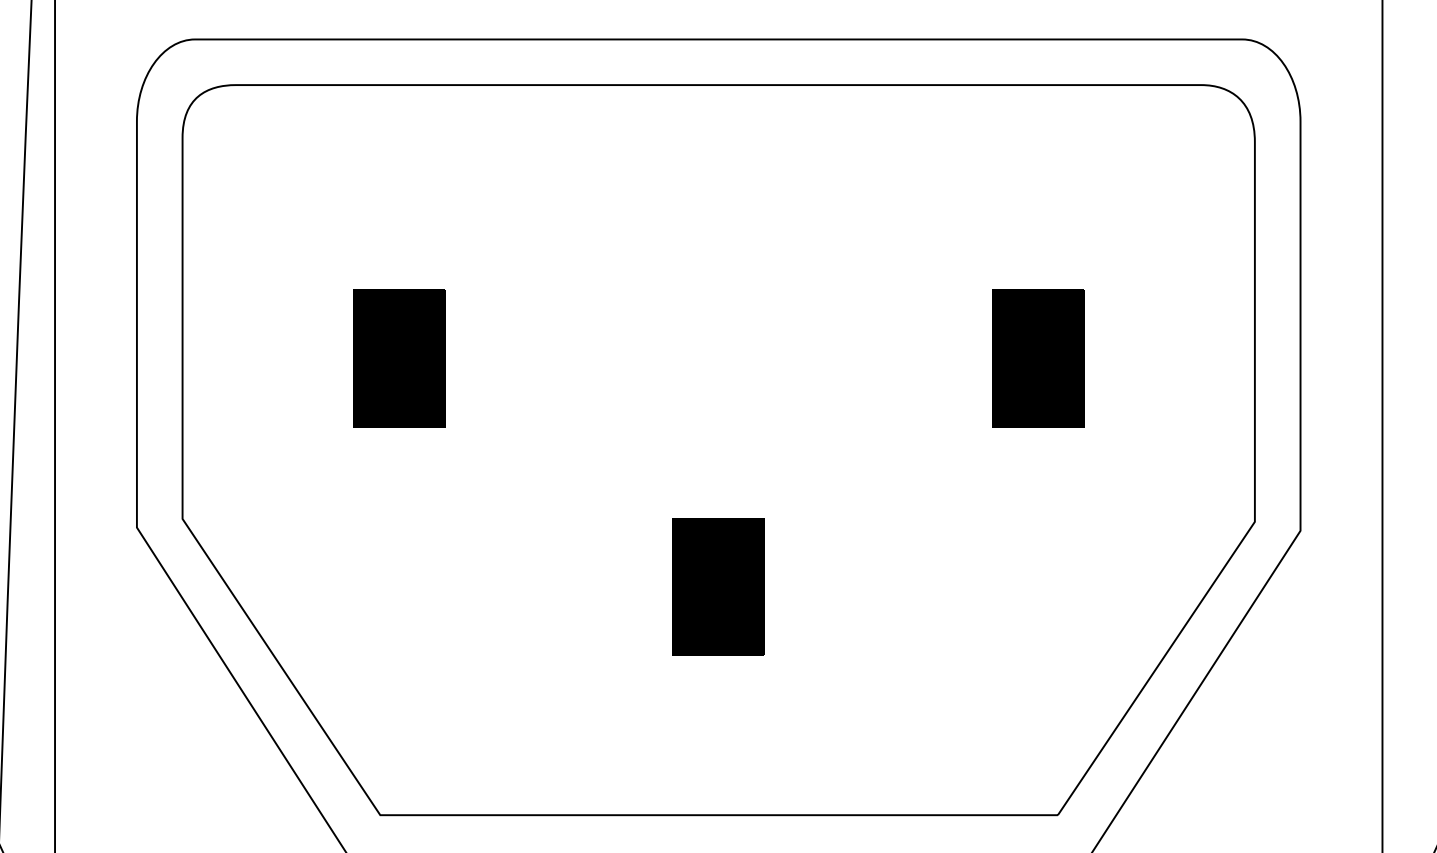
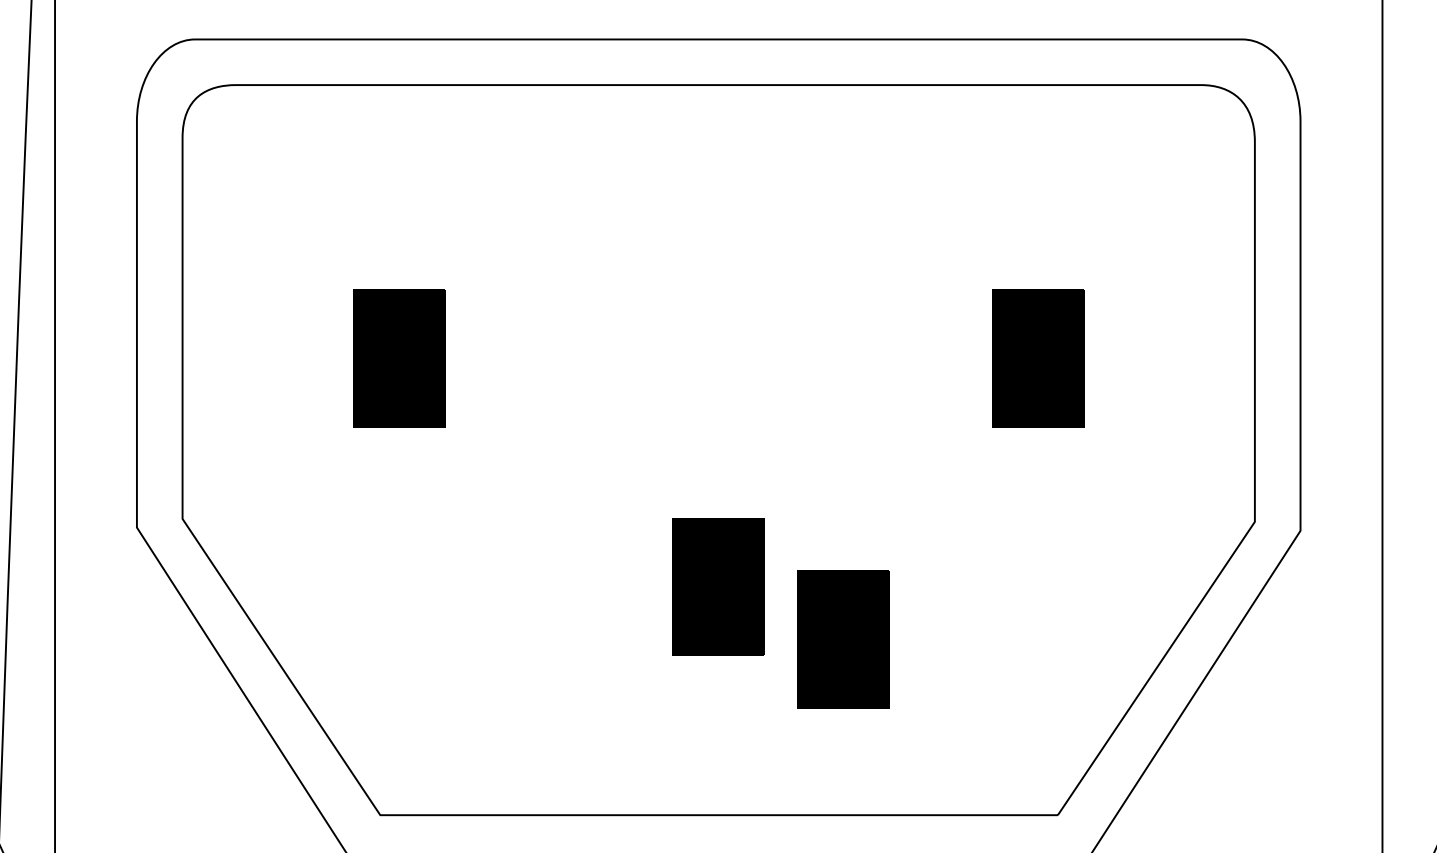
part: none -> present (843, 639)
